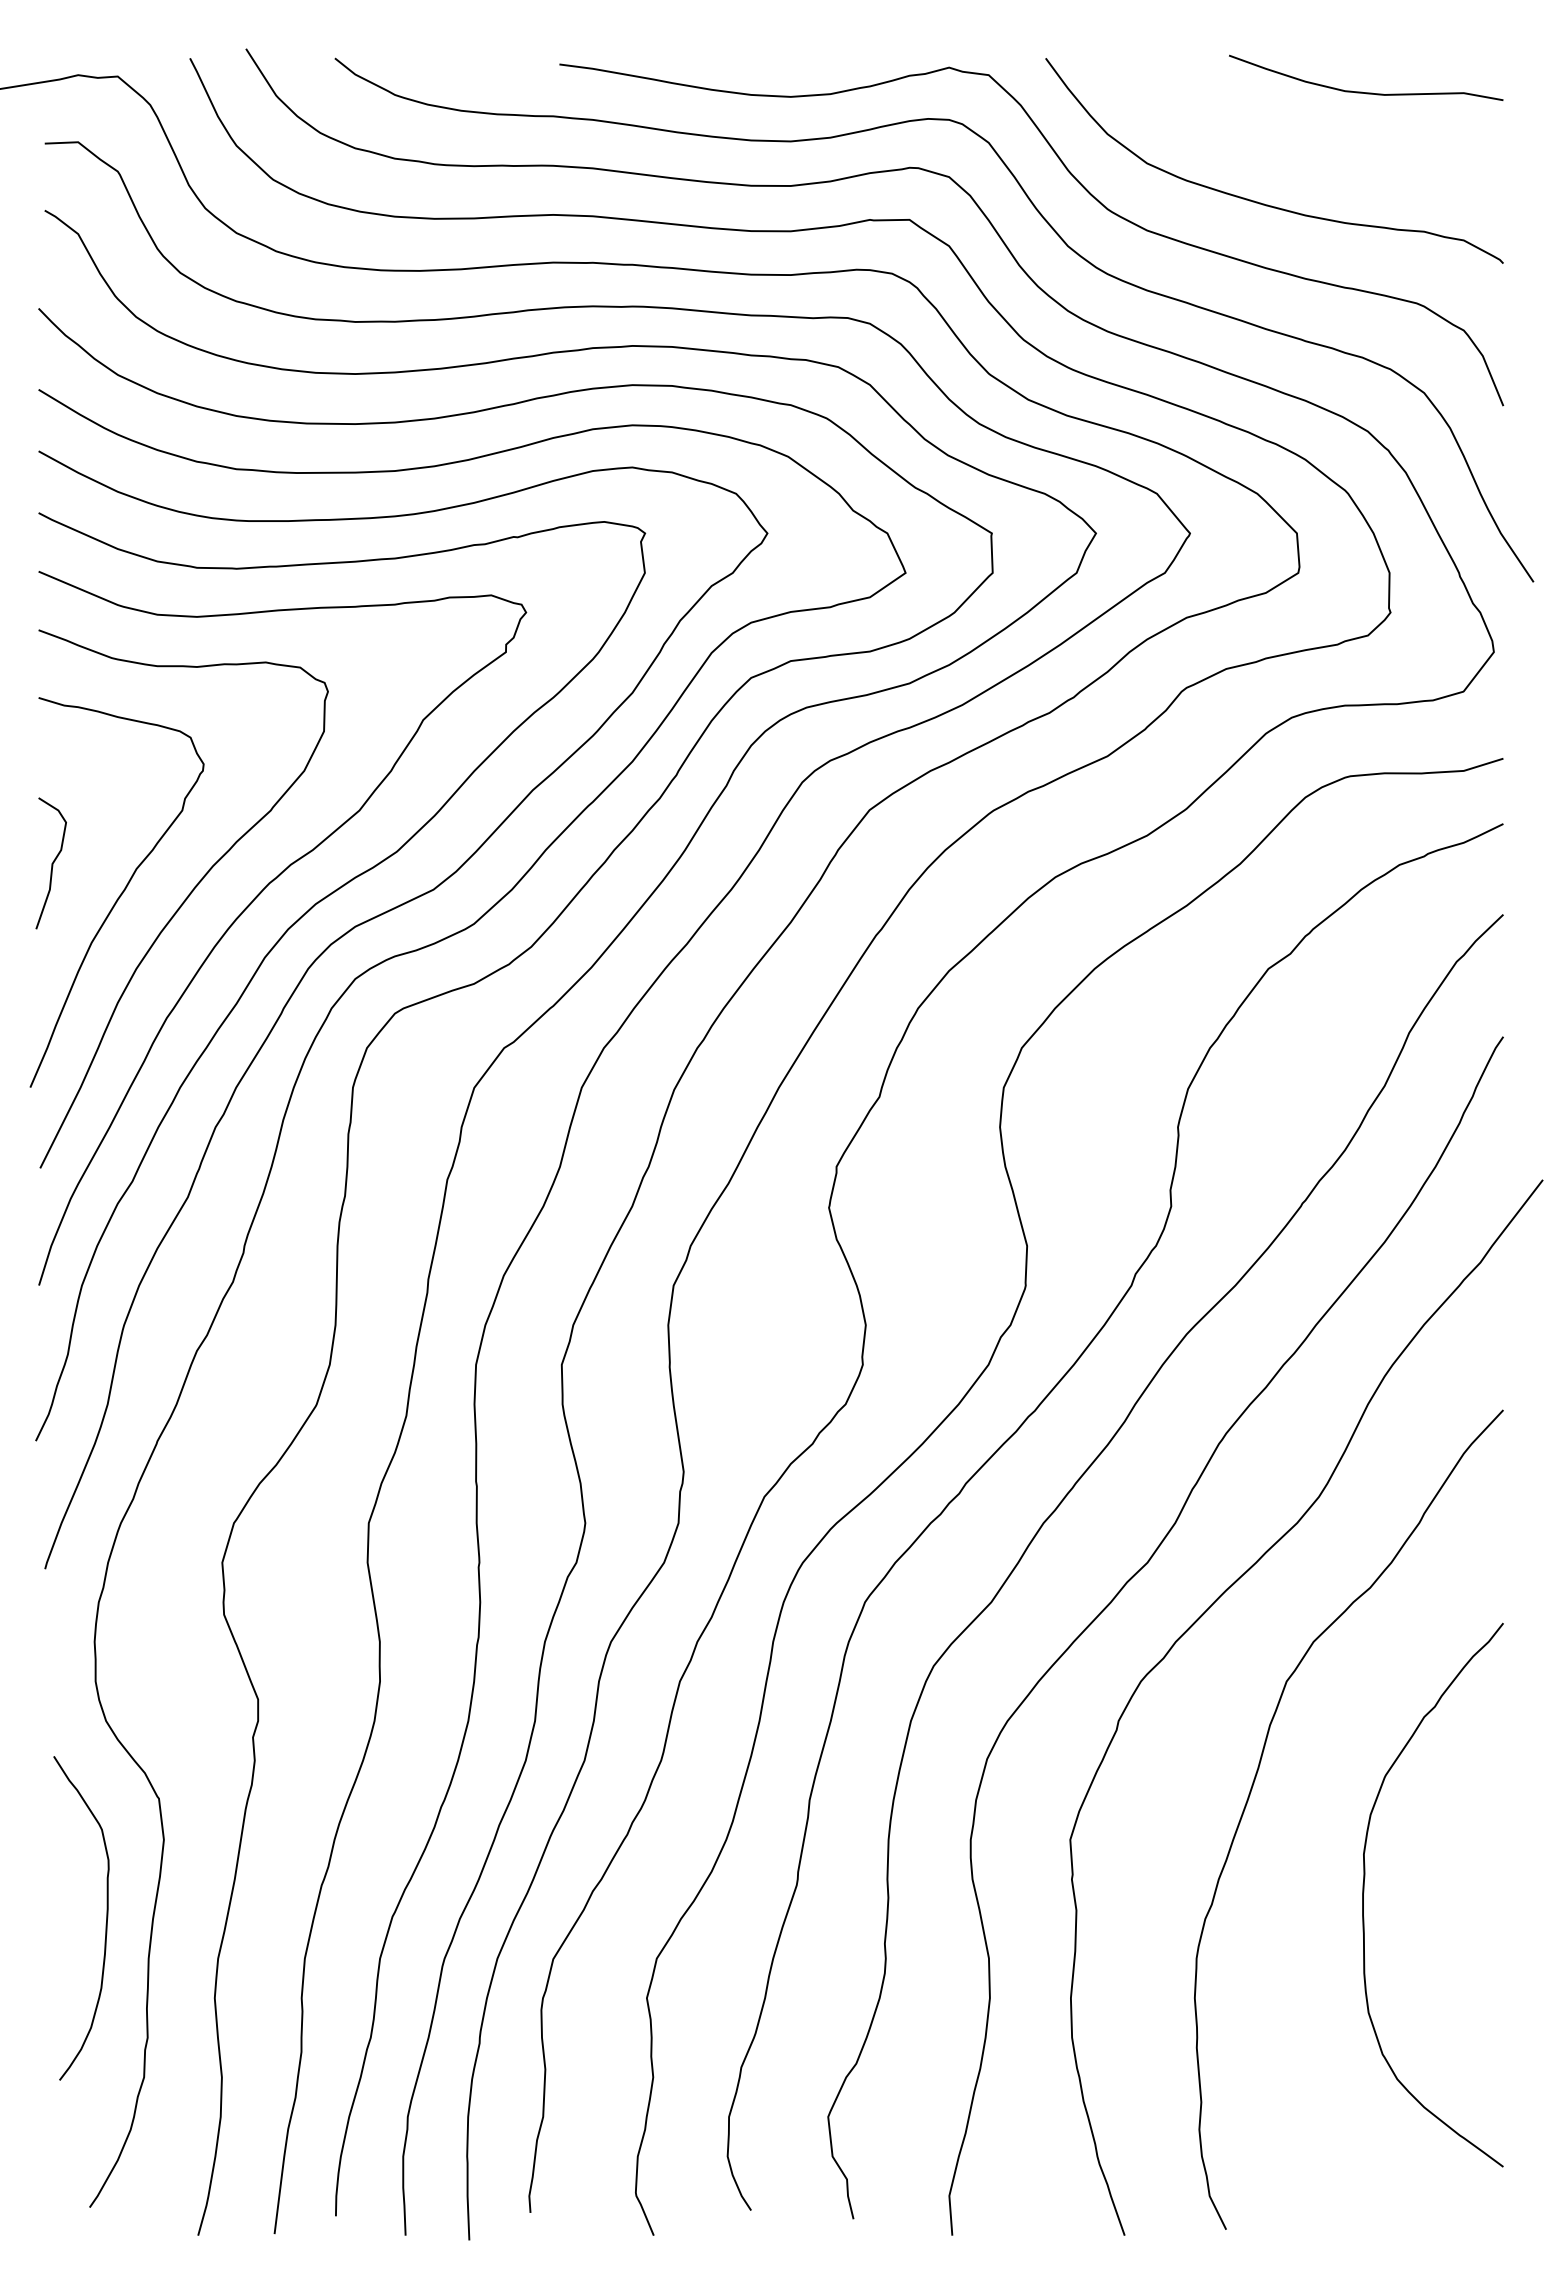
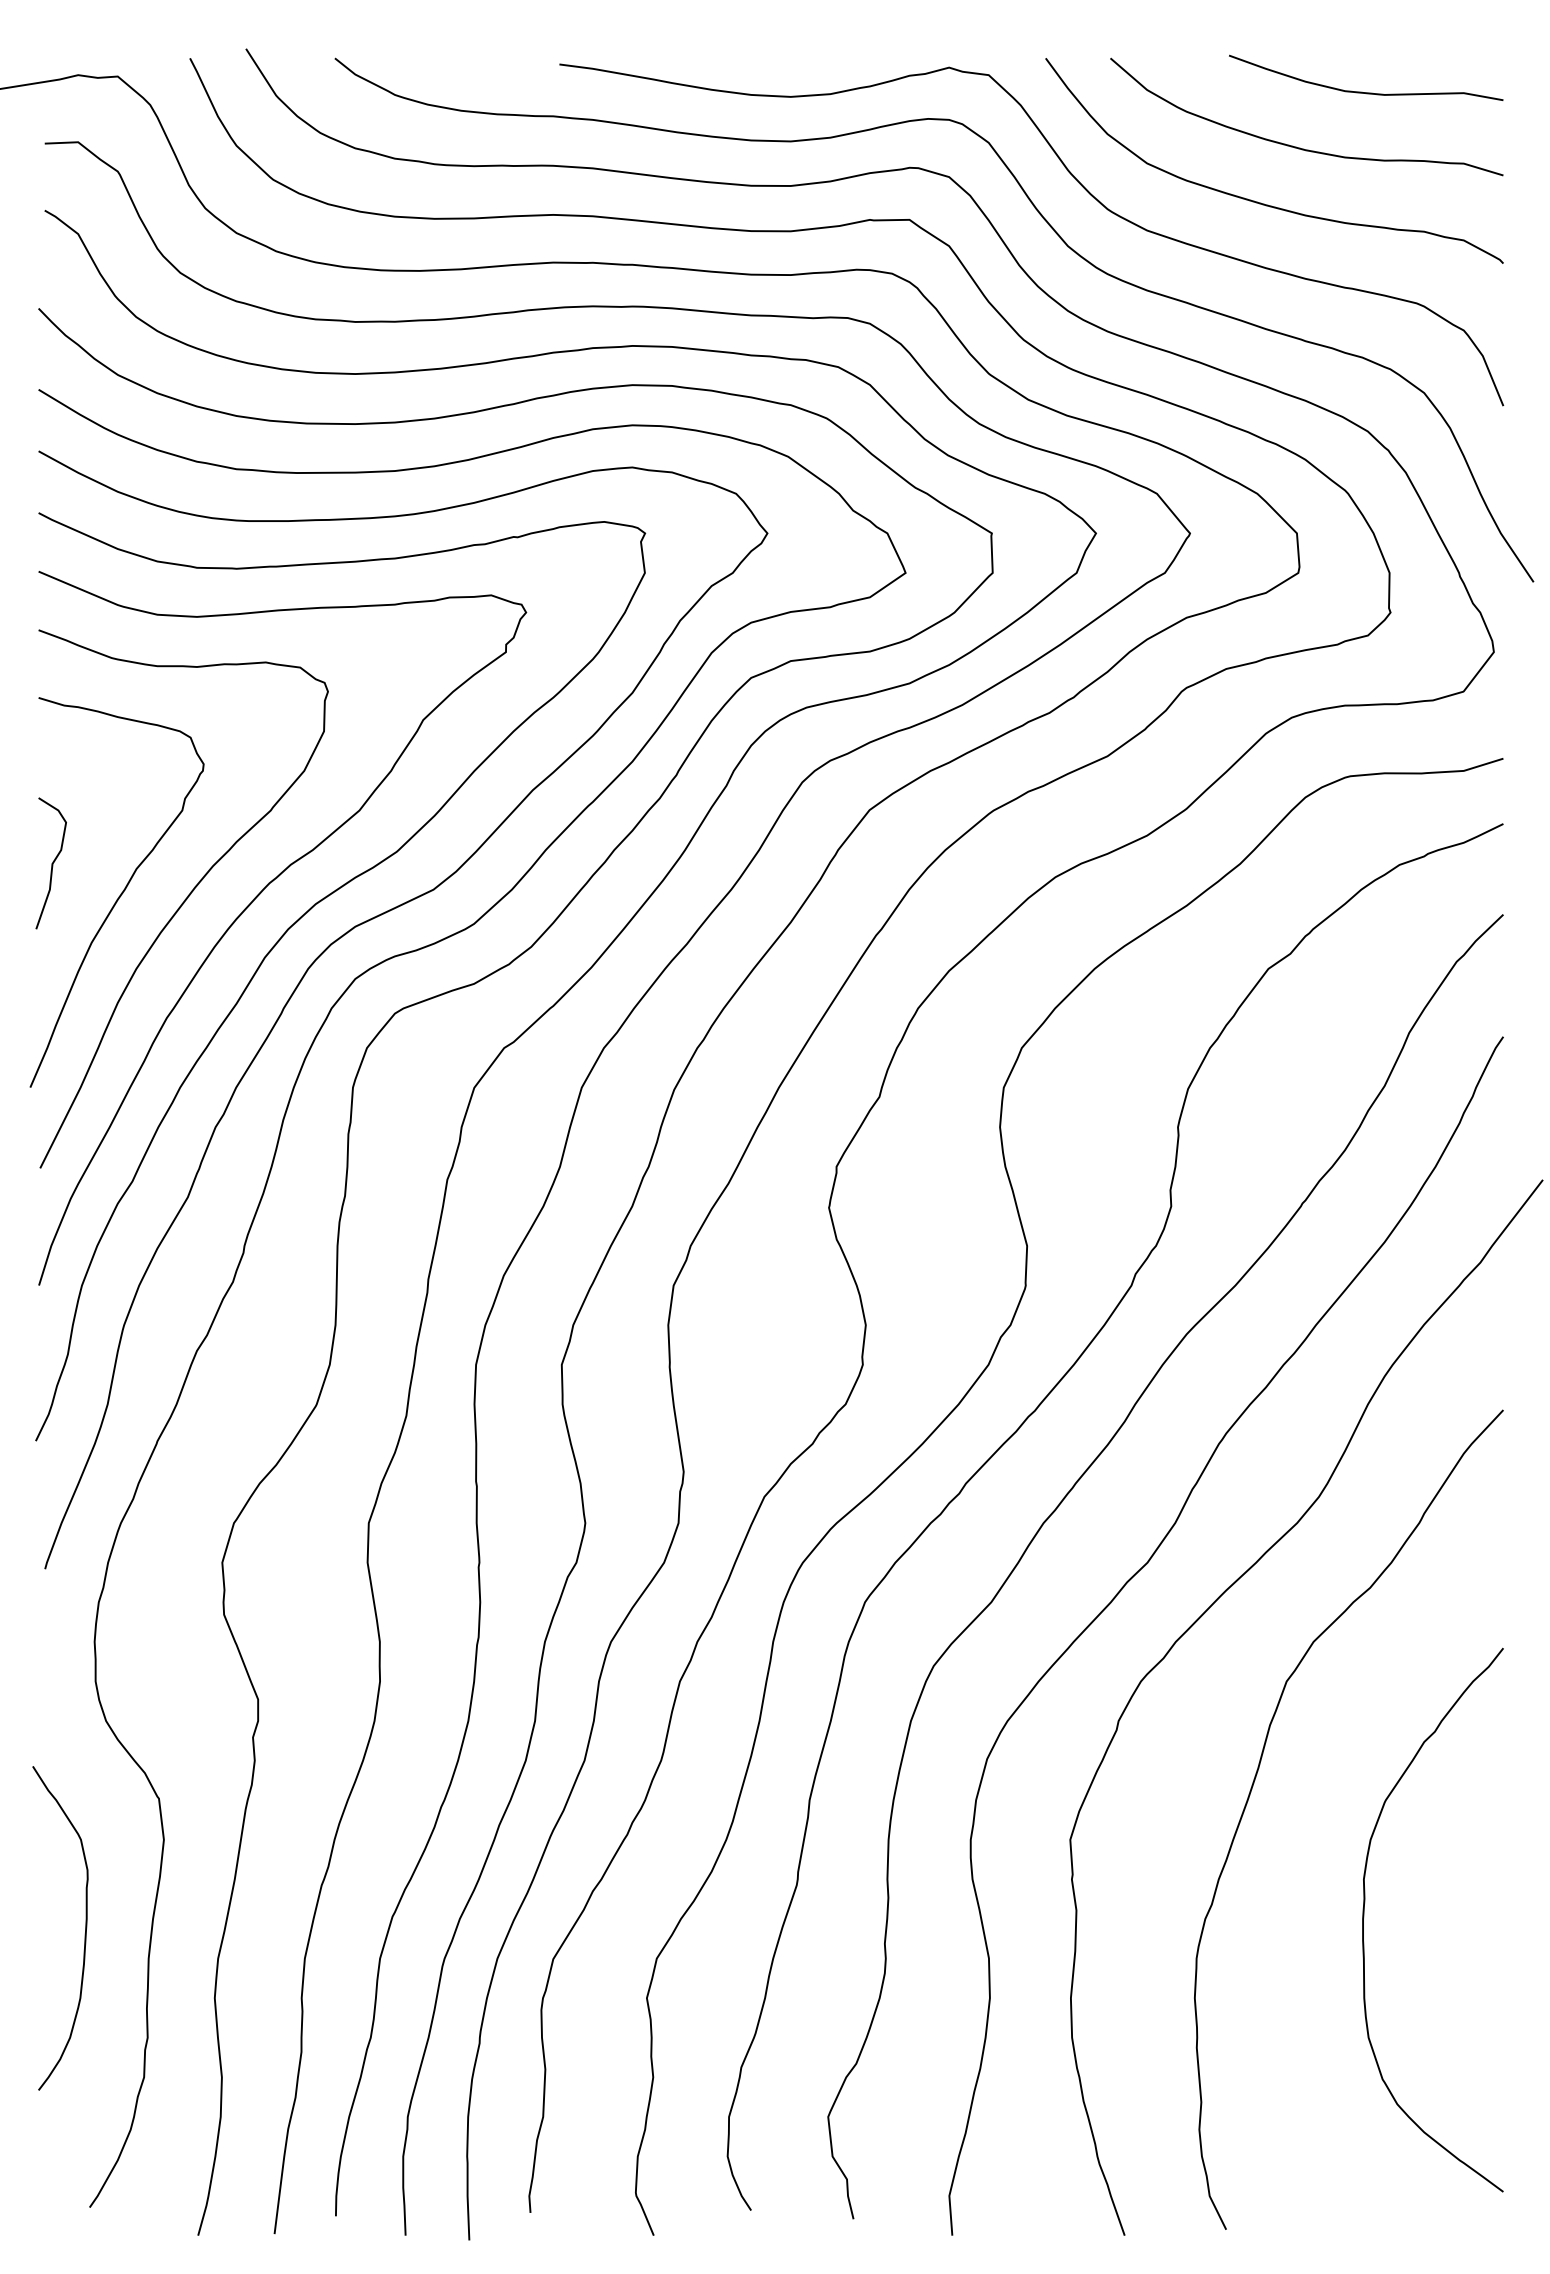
curve: none -> present (1300, 147)
curve position: (1364, 1892) -> (1364, 1917) (1364, 1917)
curve position: (105, 1924) -> (84, 1934) (84, 1934)
